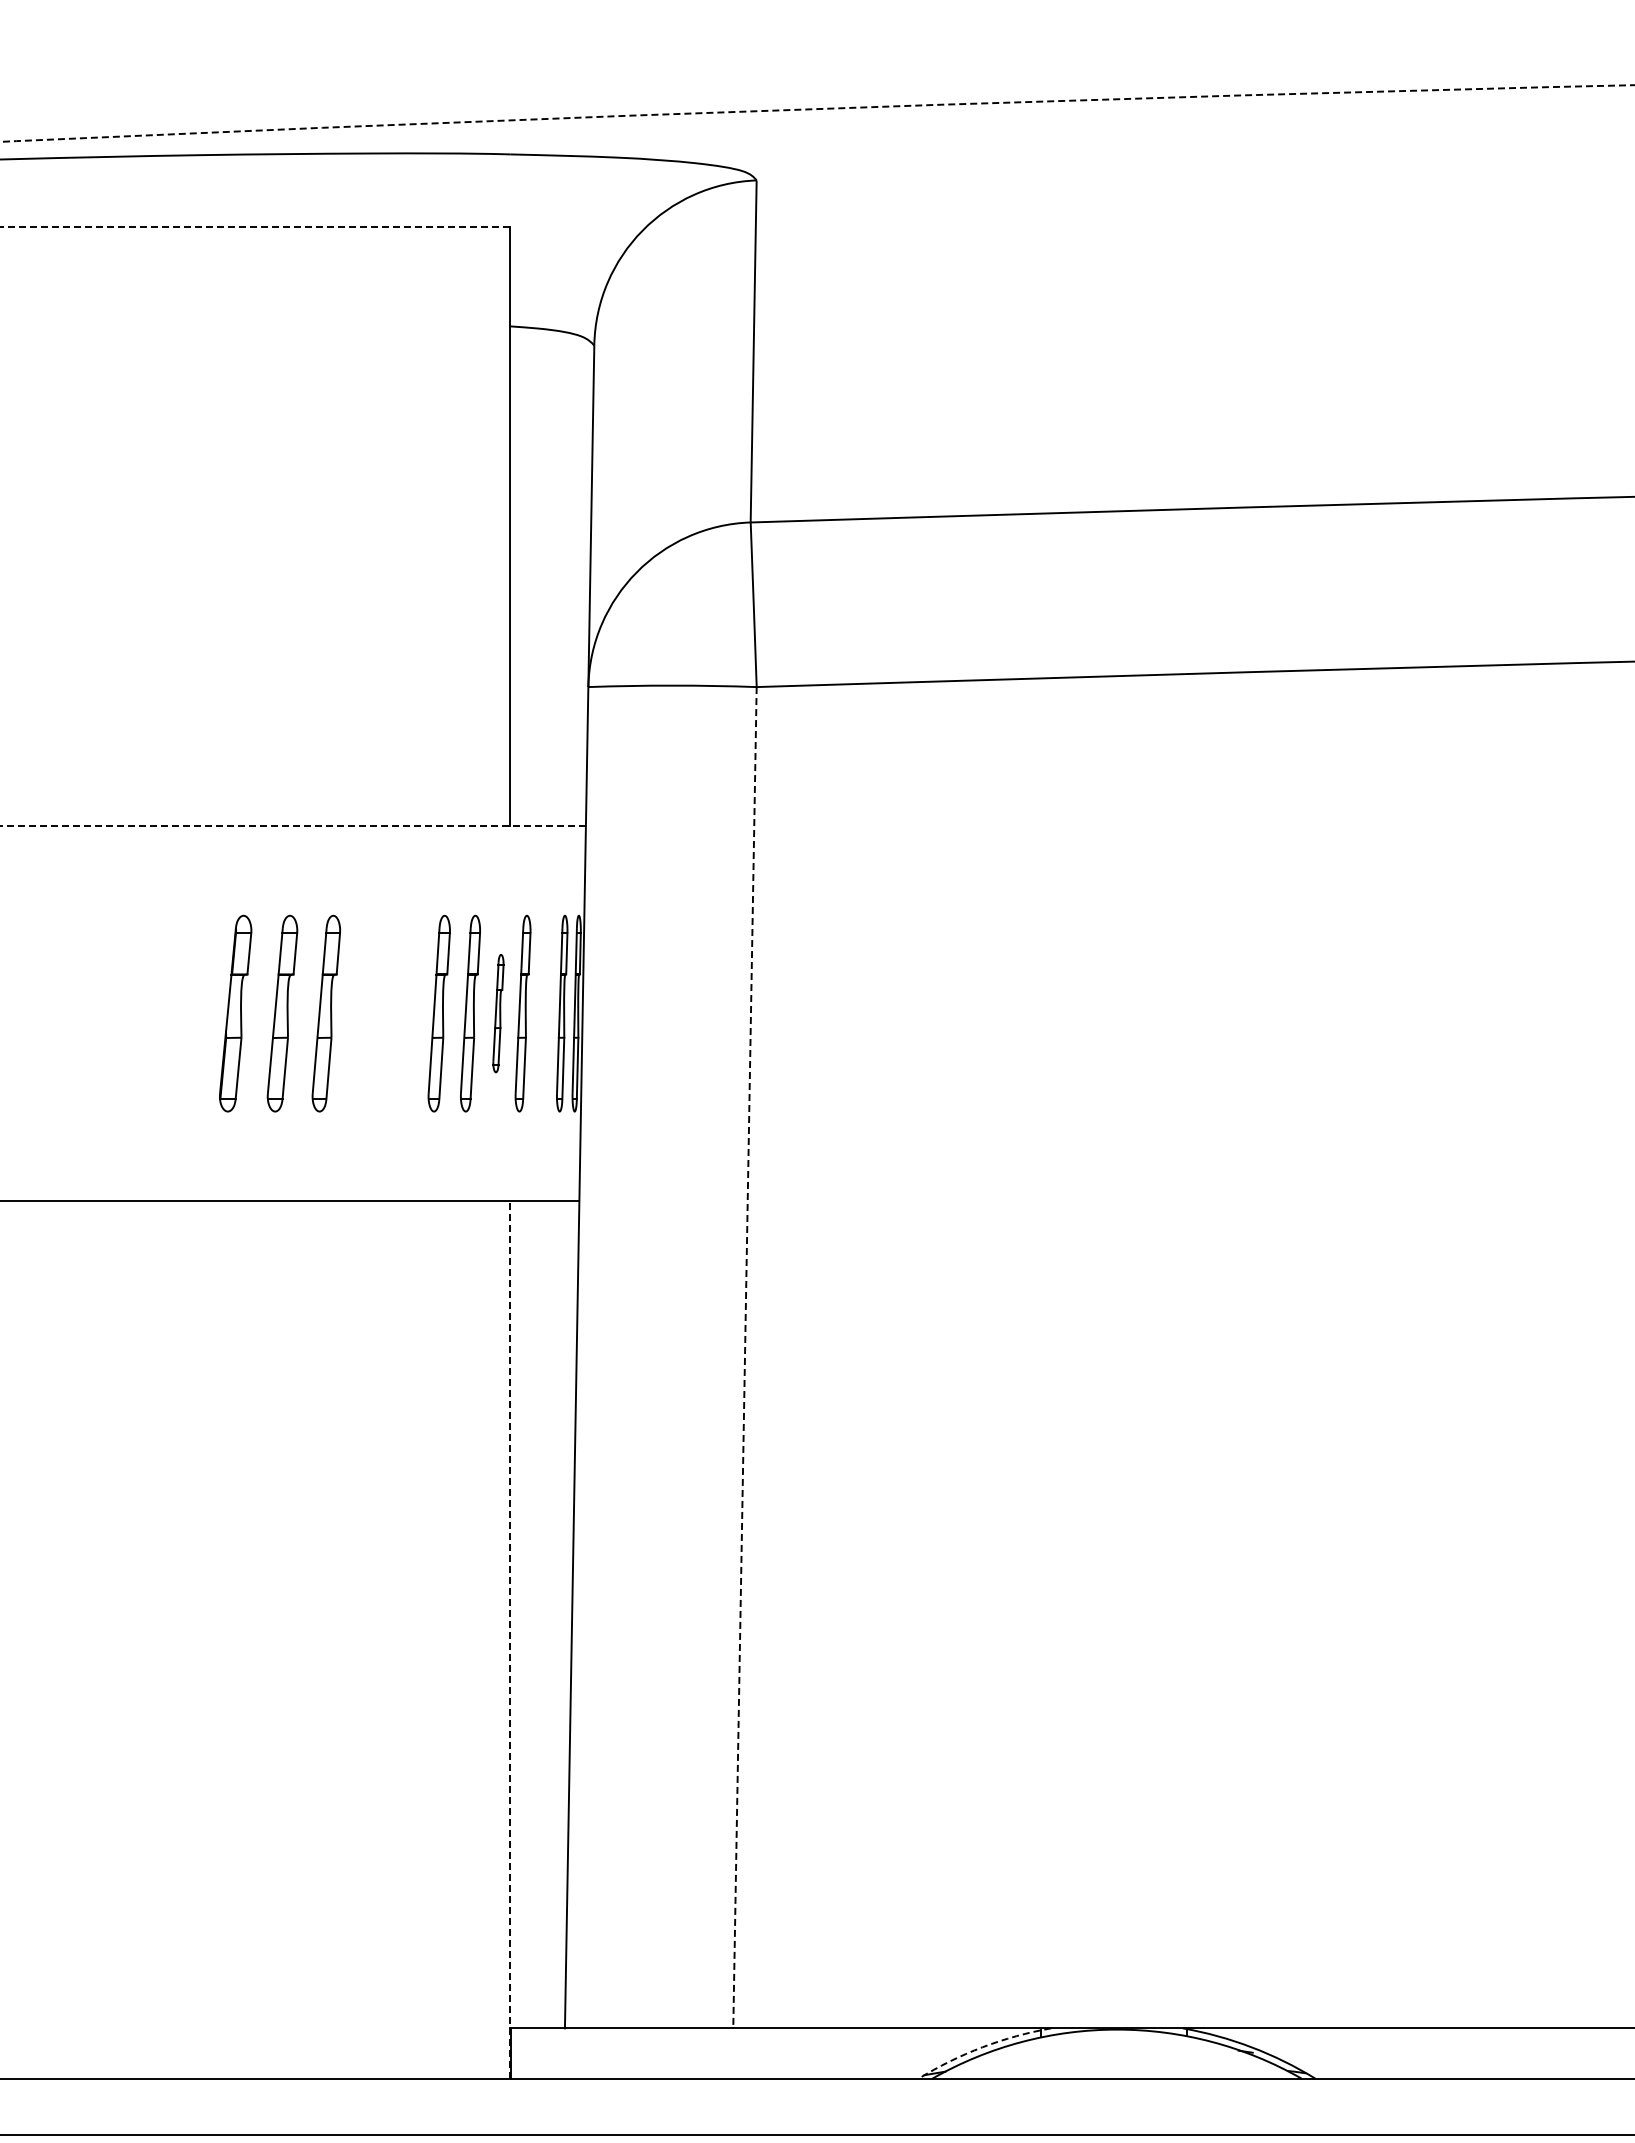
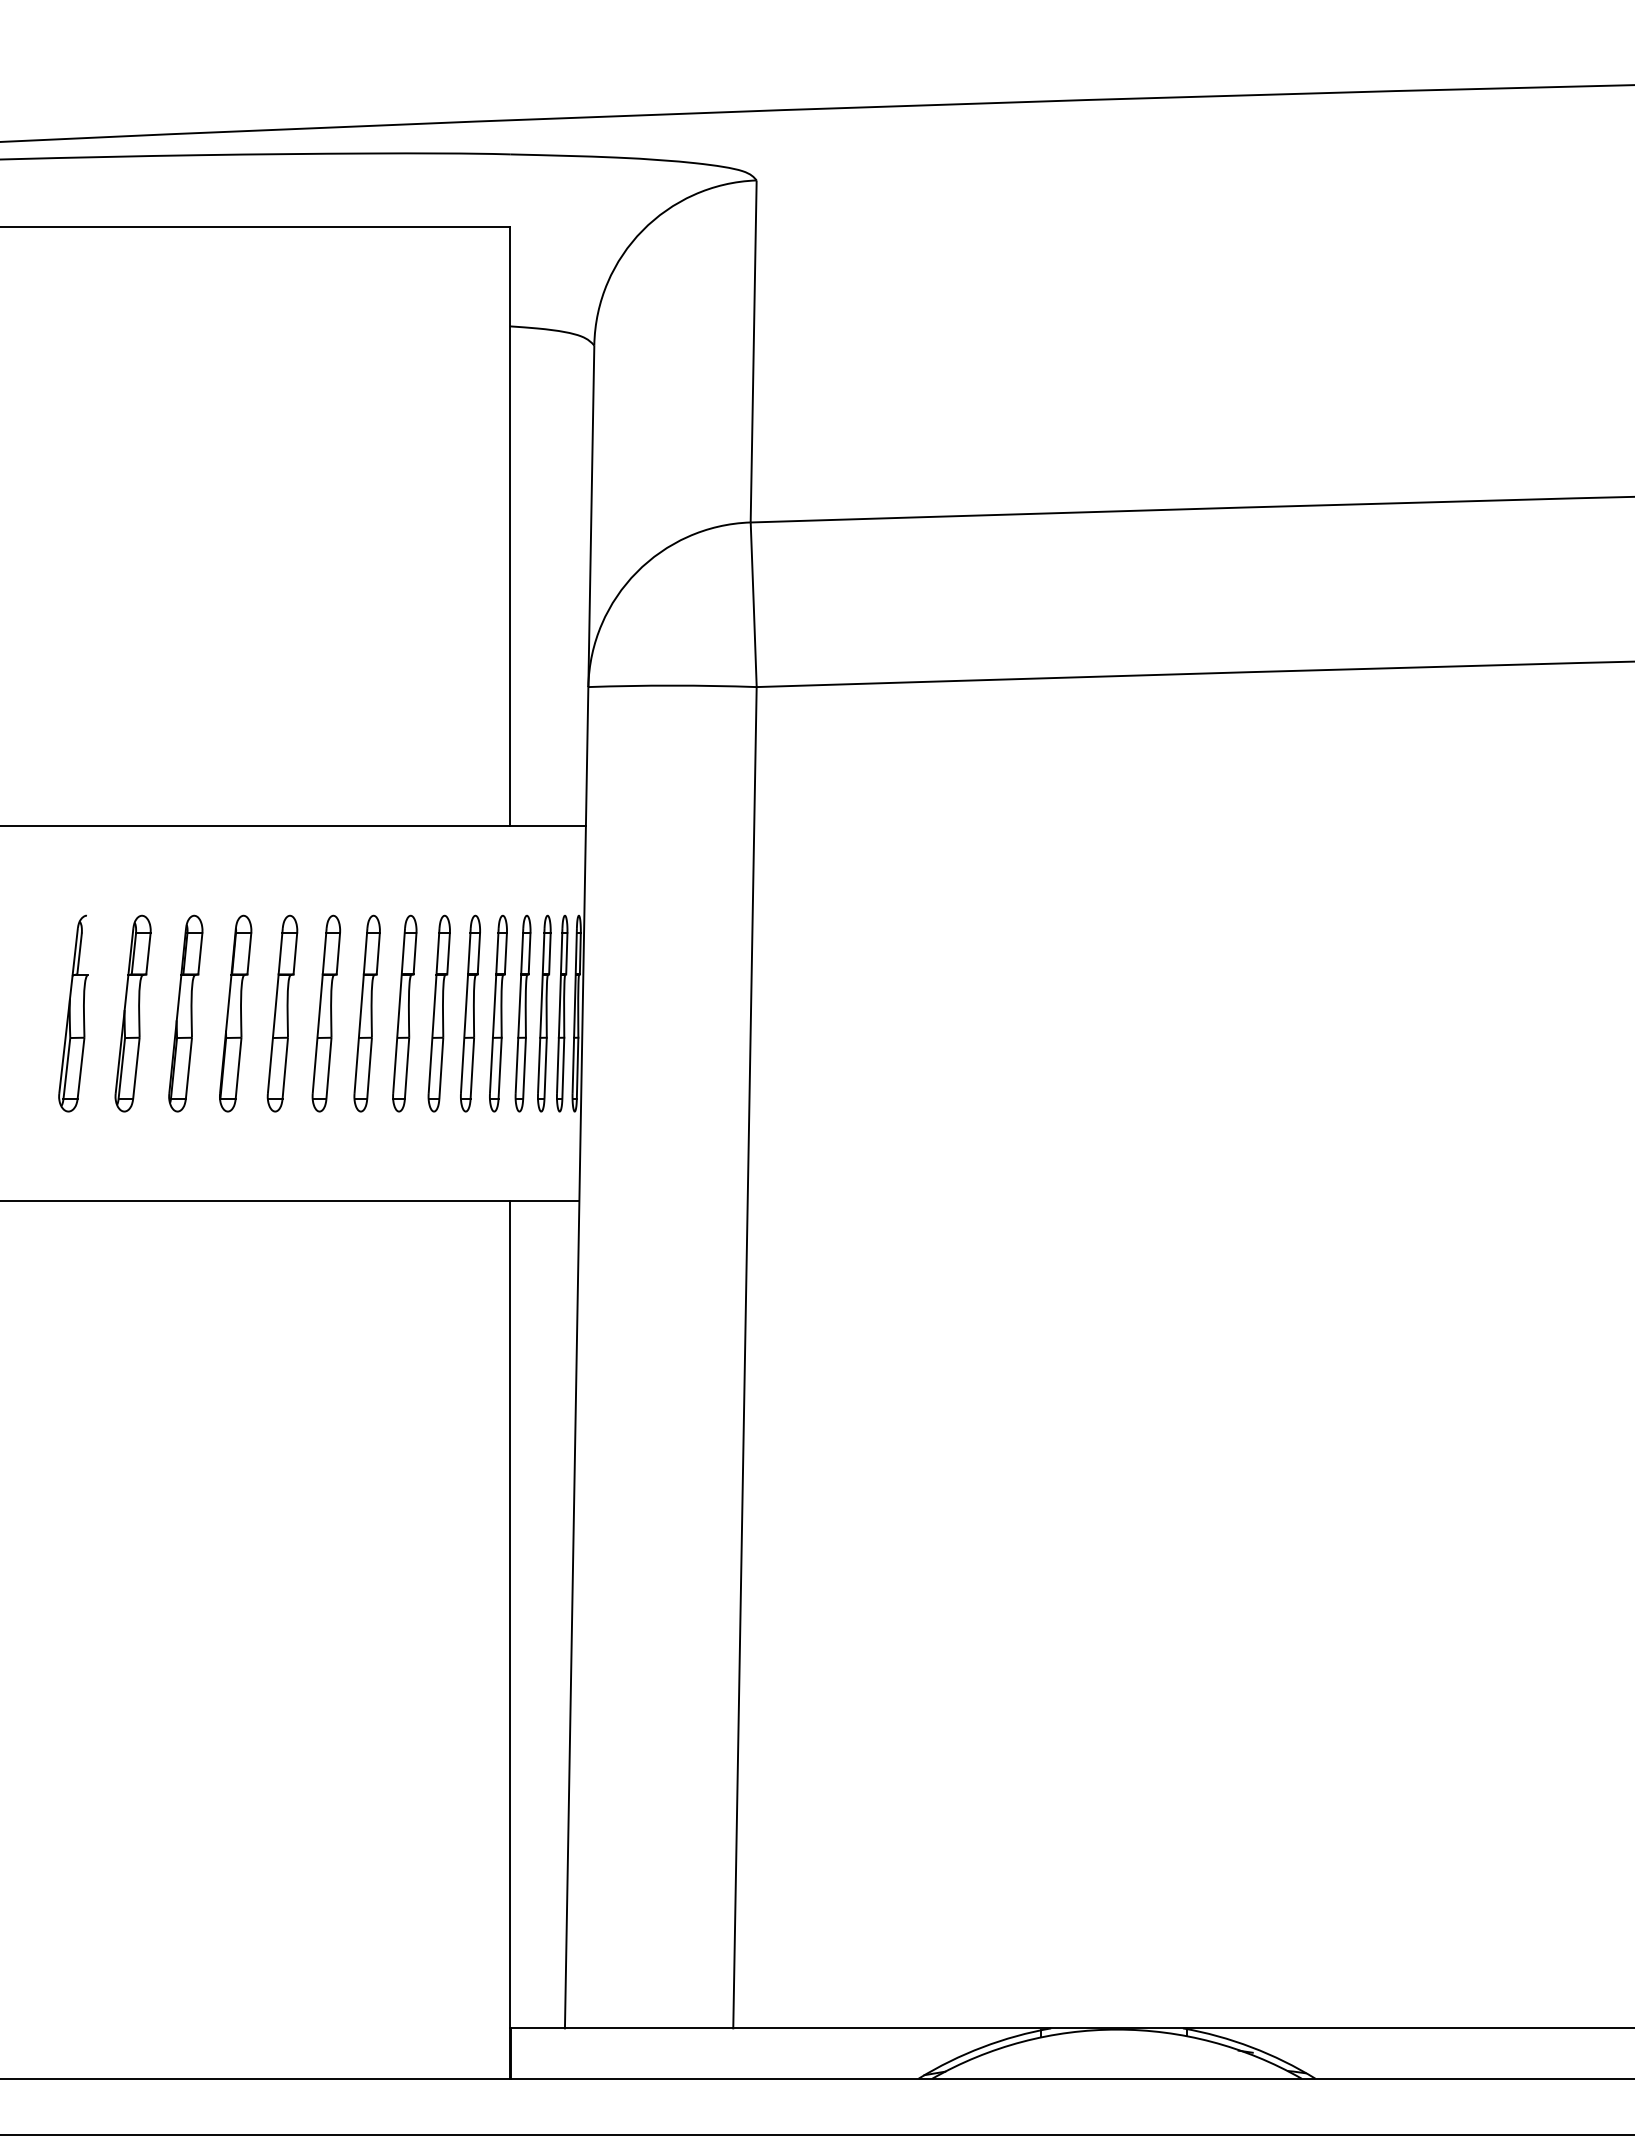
arc: dashed -> solid (817, 109)
line: dashed -> solid (255, 226)
line: dashed -> solid (292, 826)
part: none -> present (73, 1013)
part: none -> present (132, 1013)
part: none -> present (185, 1013)
part: none -> present (366, 1013)
part: none -> present (404, 1013)
part size: 13x120 px -> 19x199 px (498, 1013)
part: none -> present (544, 1013)
line: dashed -> solid (744, 1357)
line: dashed -> solid (509, 1639)
arc: dashed -> solid (982, 2047)
